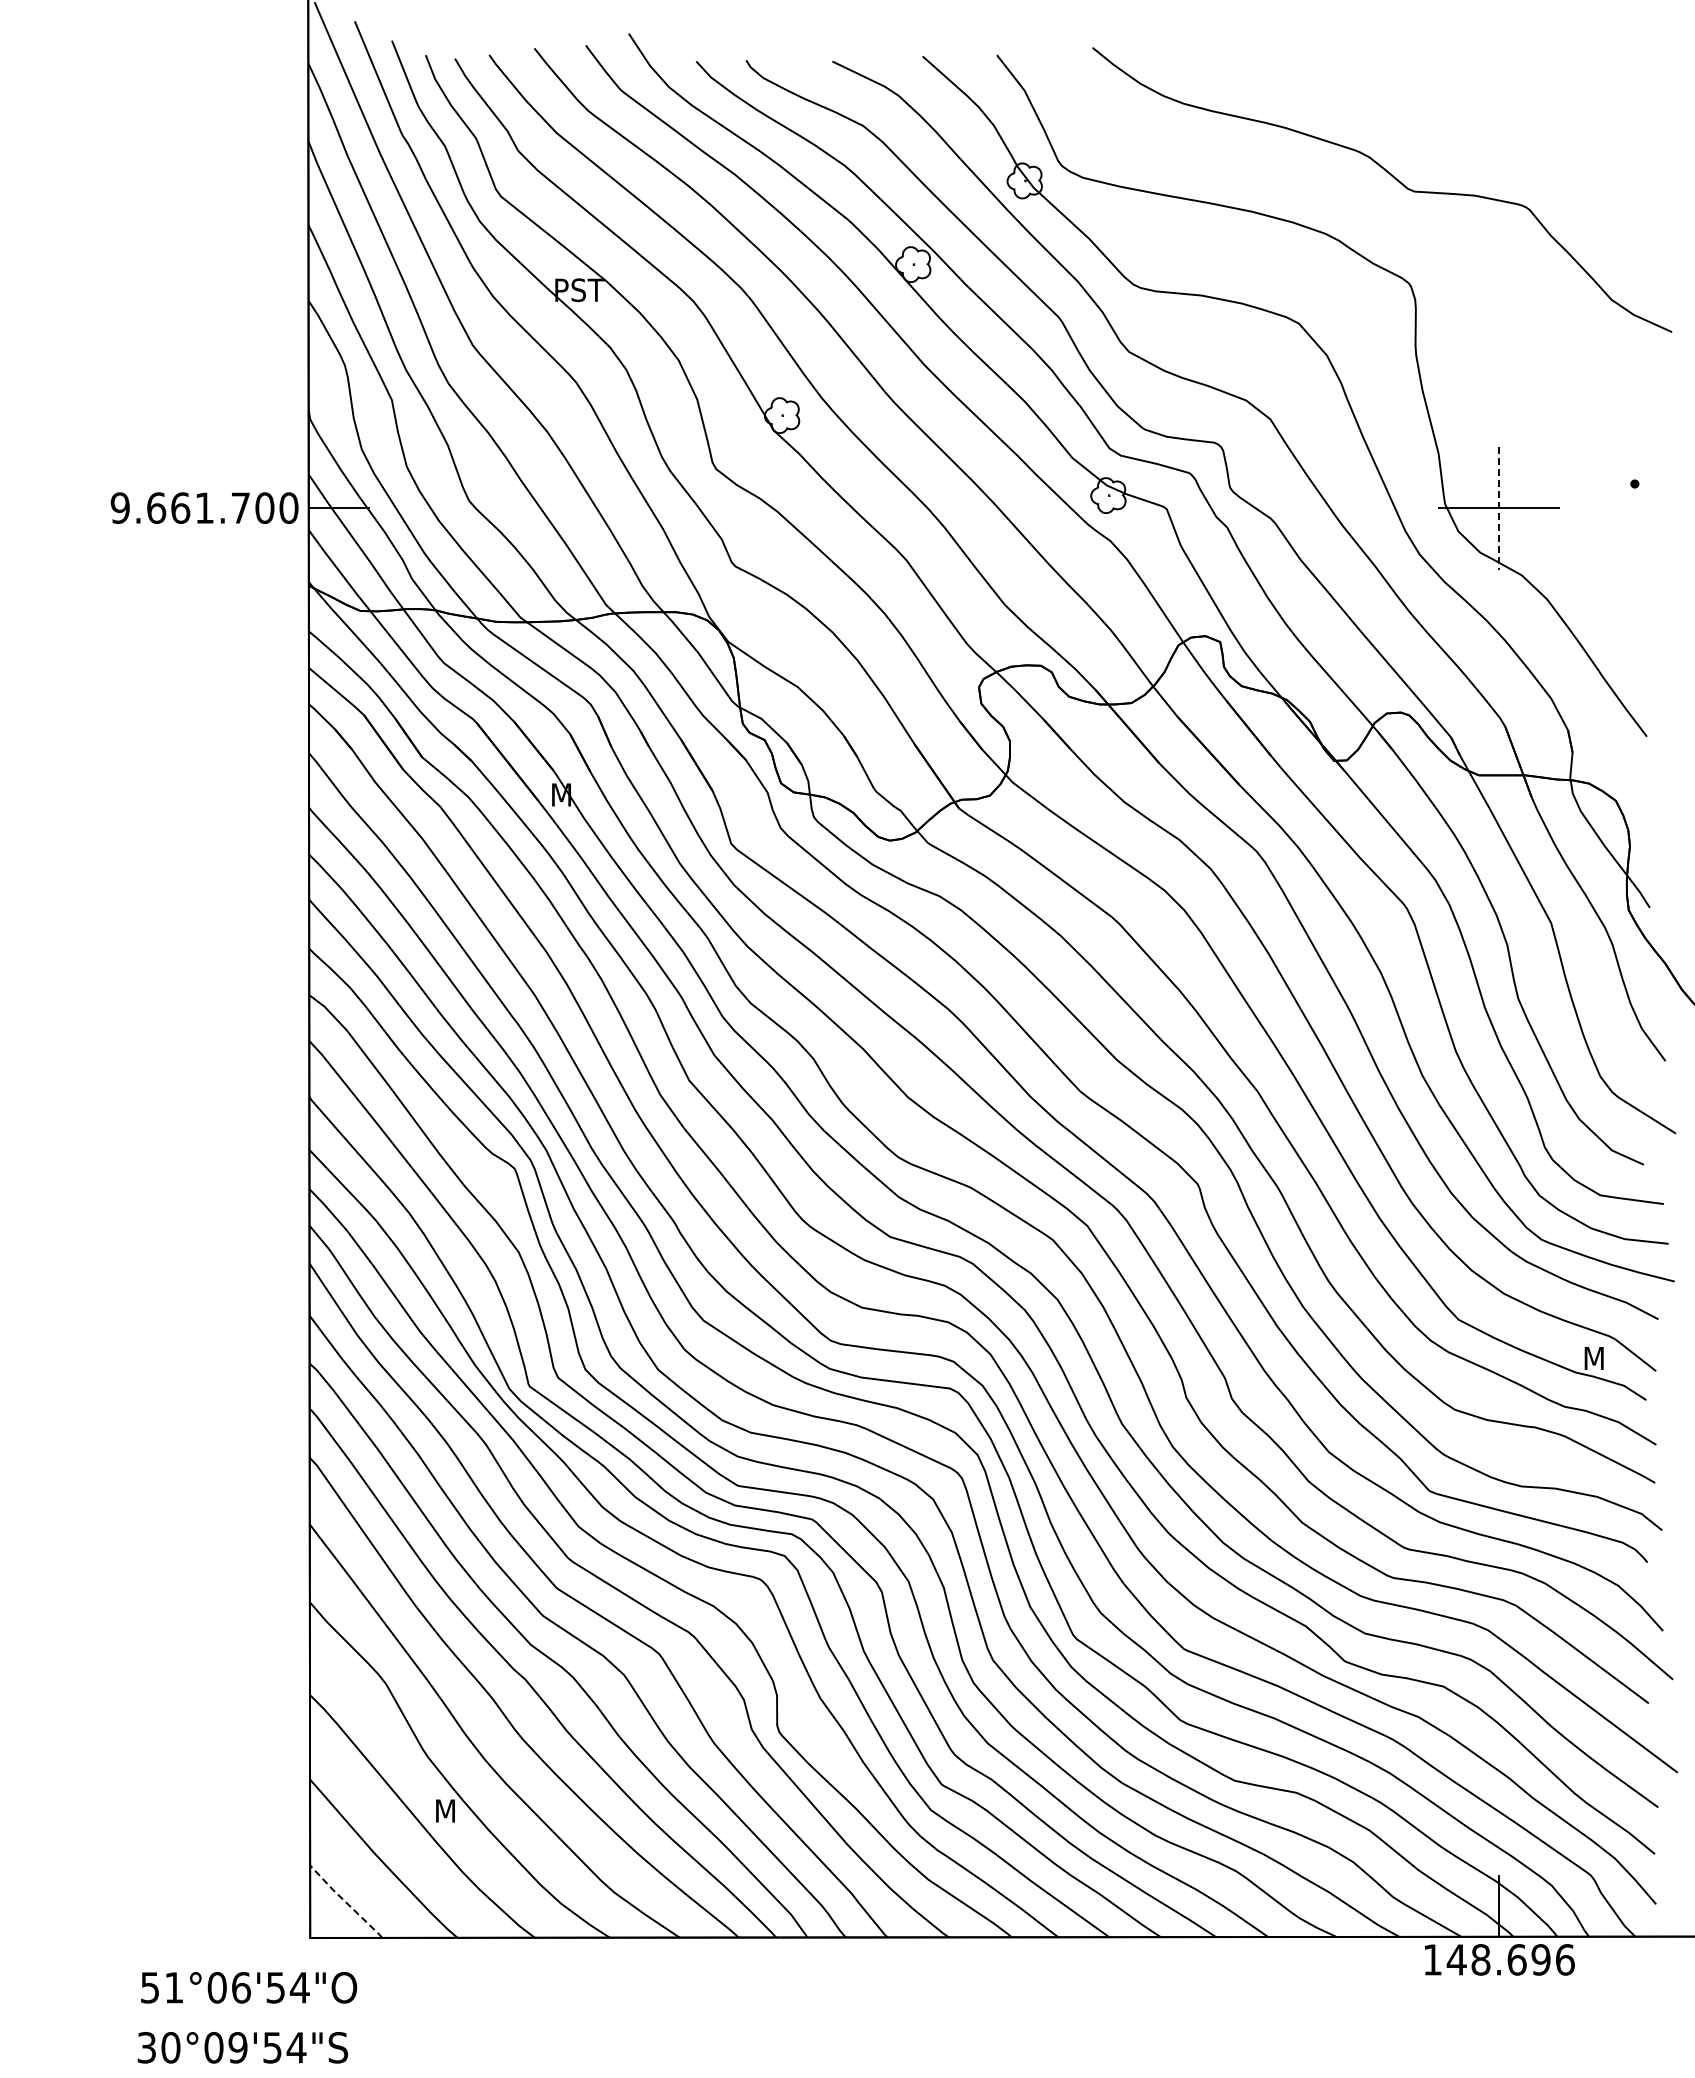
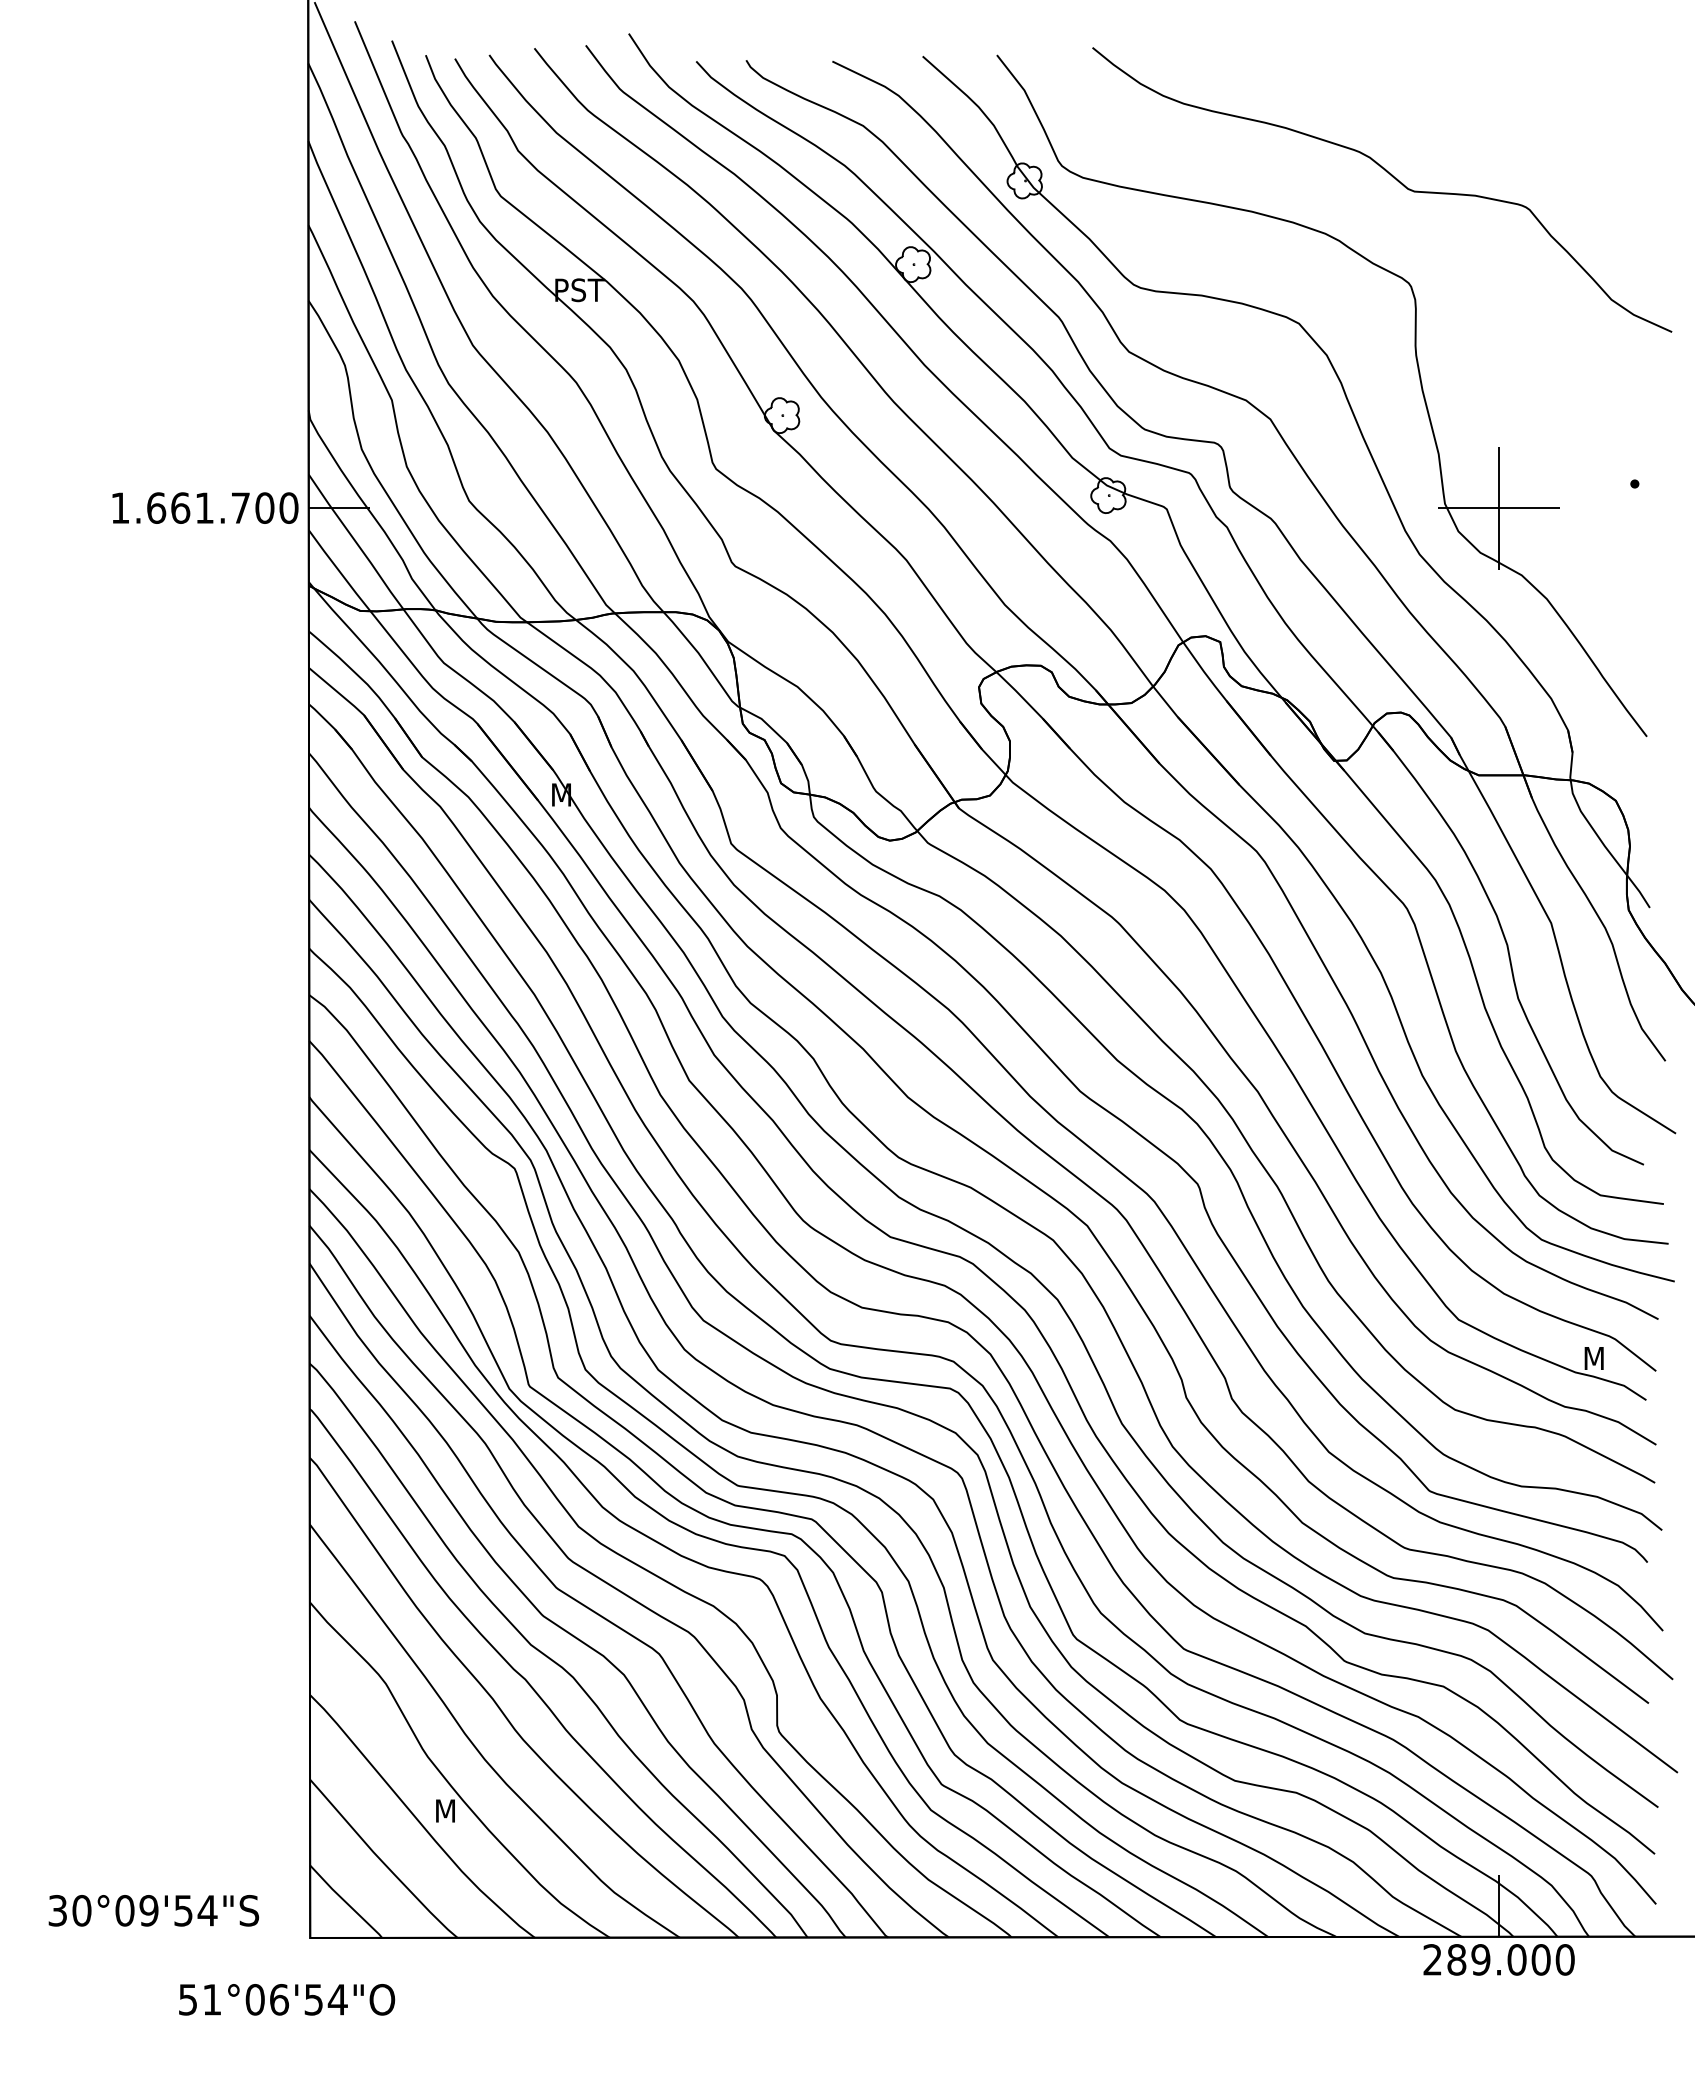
text: 9.661.700 -> 1.661.700 (119, 507)
line: dashed -> solid (1499, 508)
line: dashed -> solid (345, 1902)
text: 148.696 -> 289.000 (1498, 1959)
text position: (249, 1987) -> (287, 1999) (287, 1999)
text position: (242, 2047) -> (153, 1910) (153, 1910)
